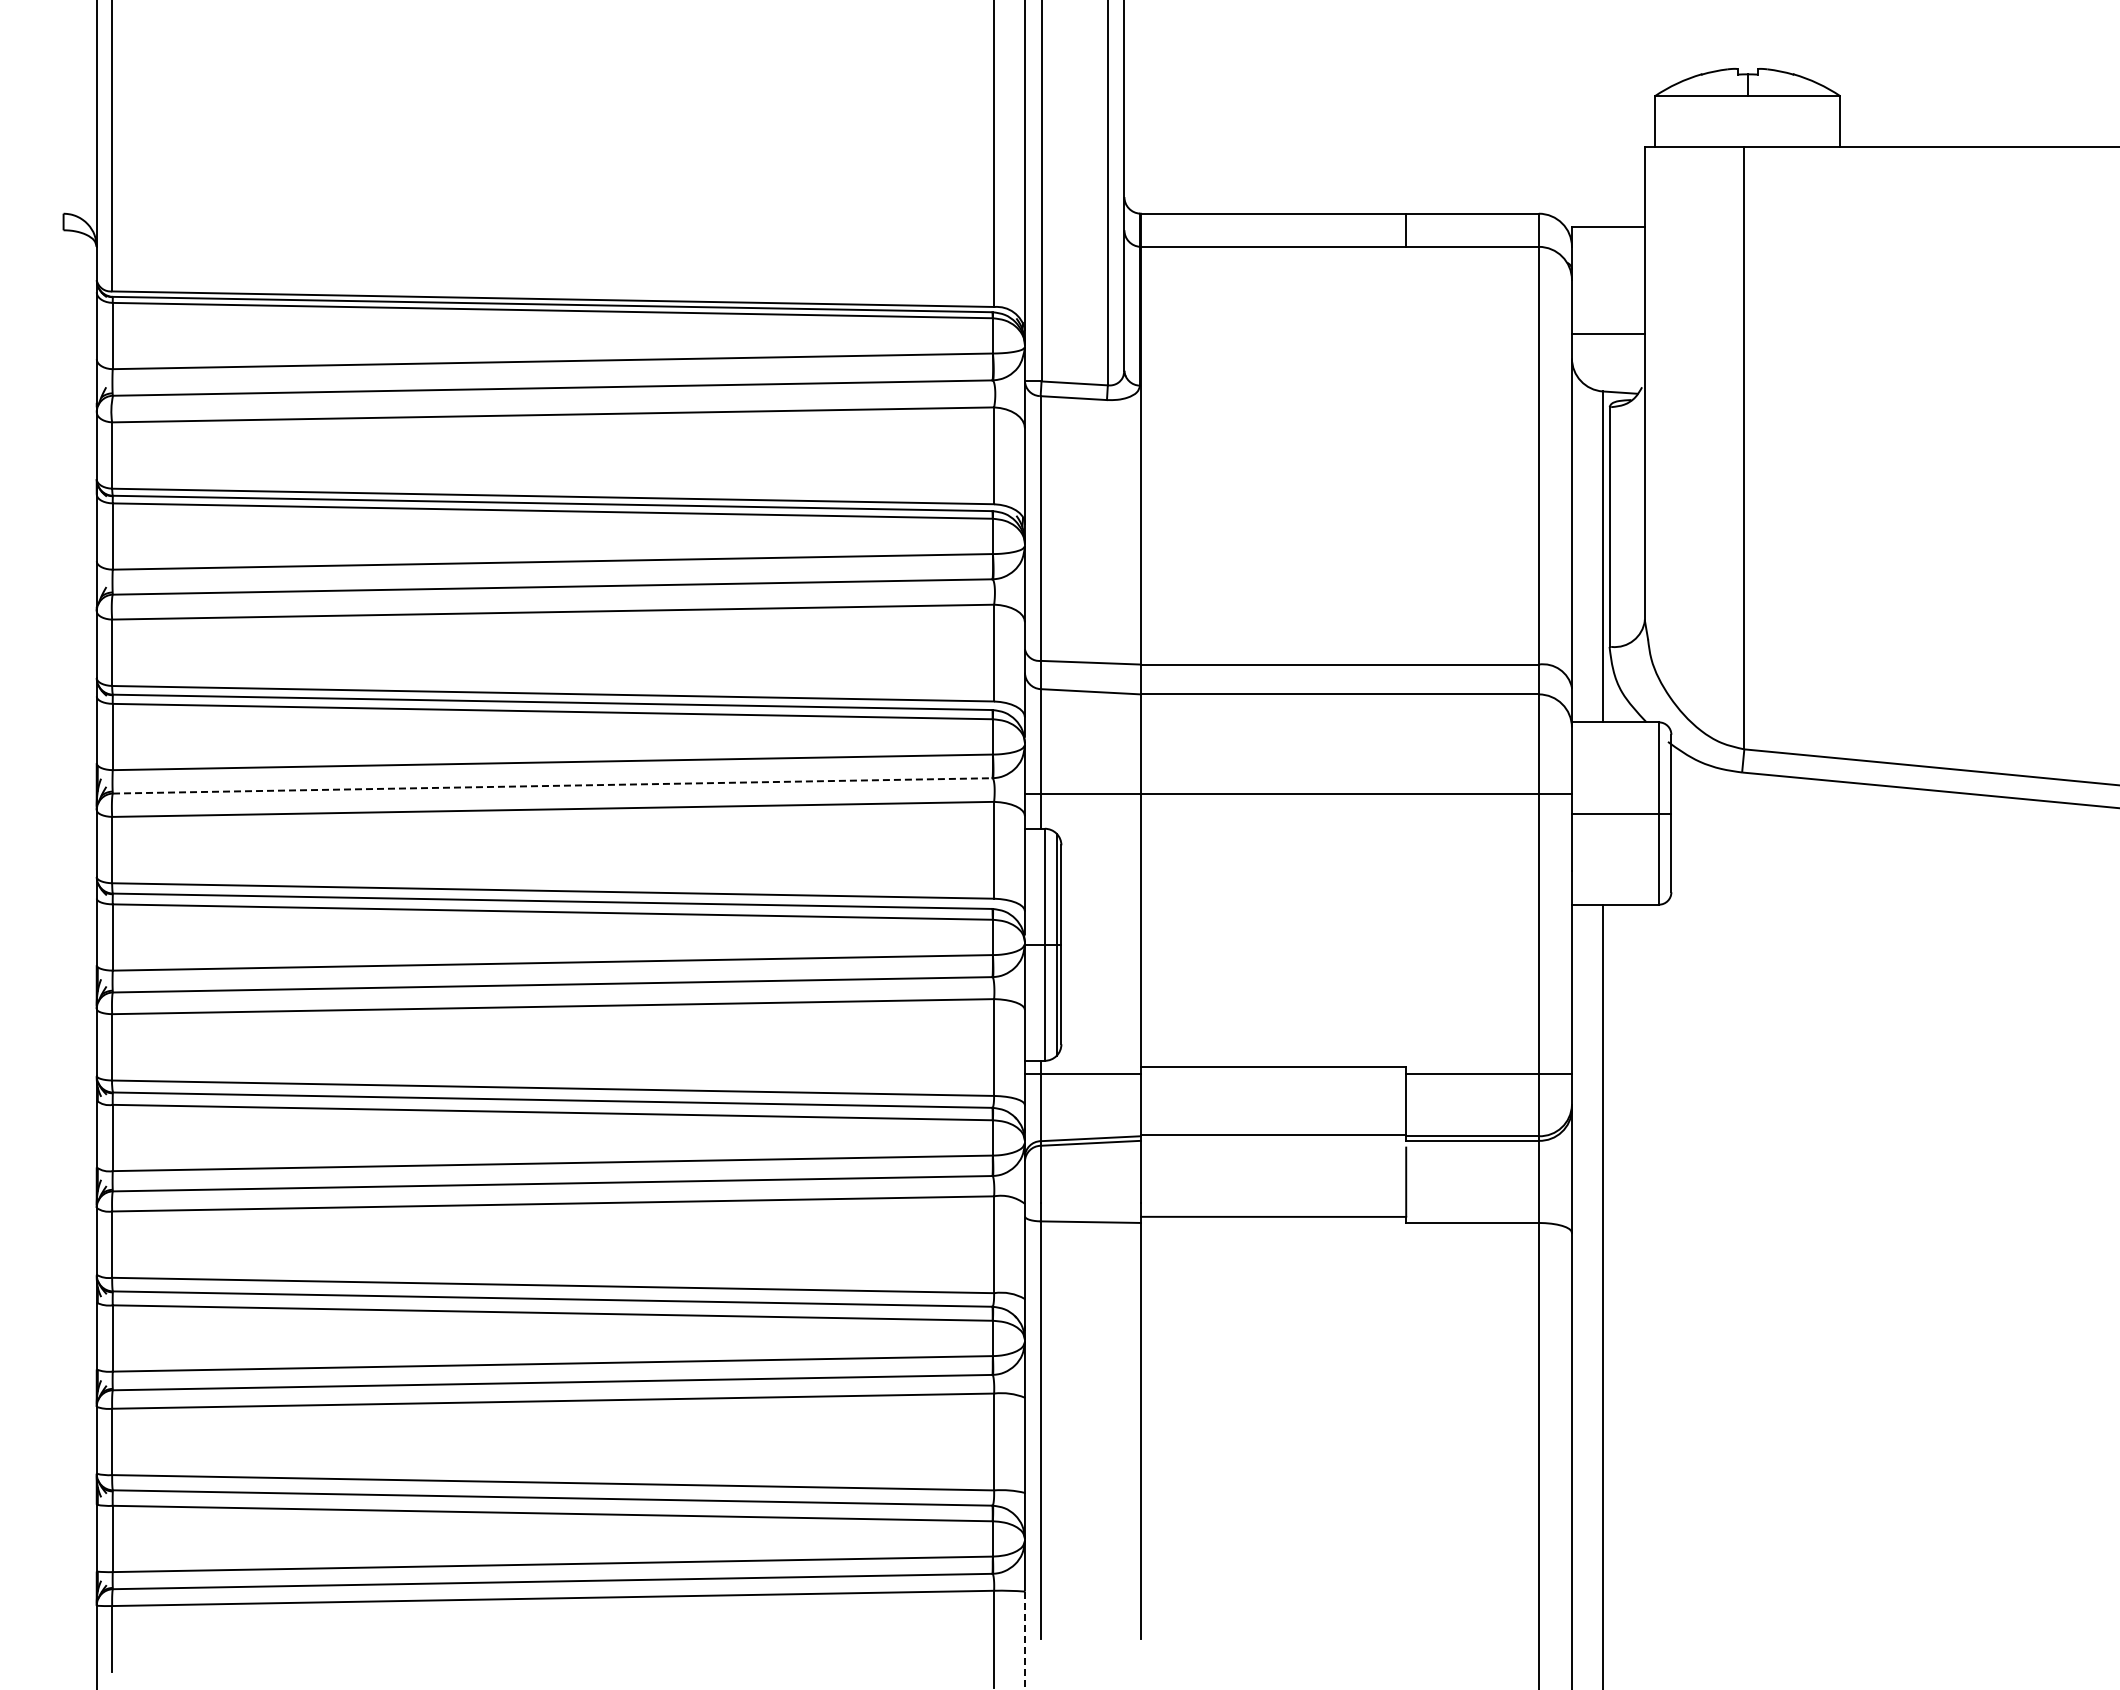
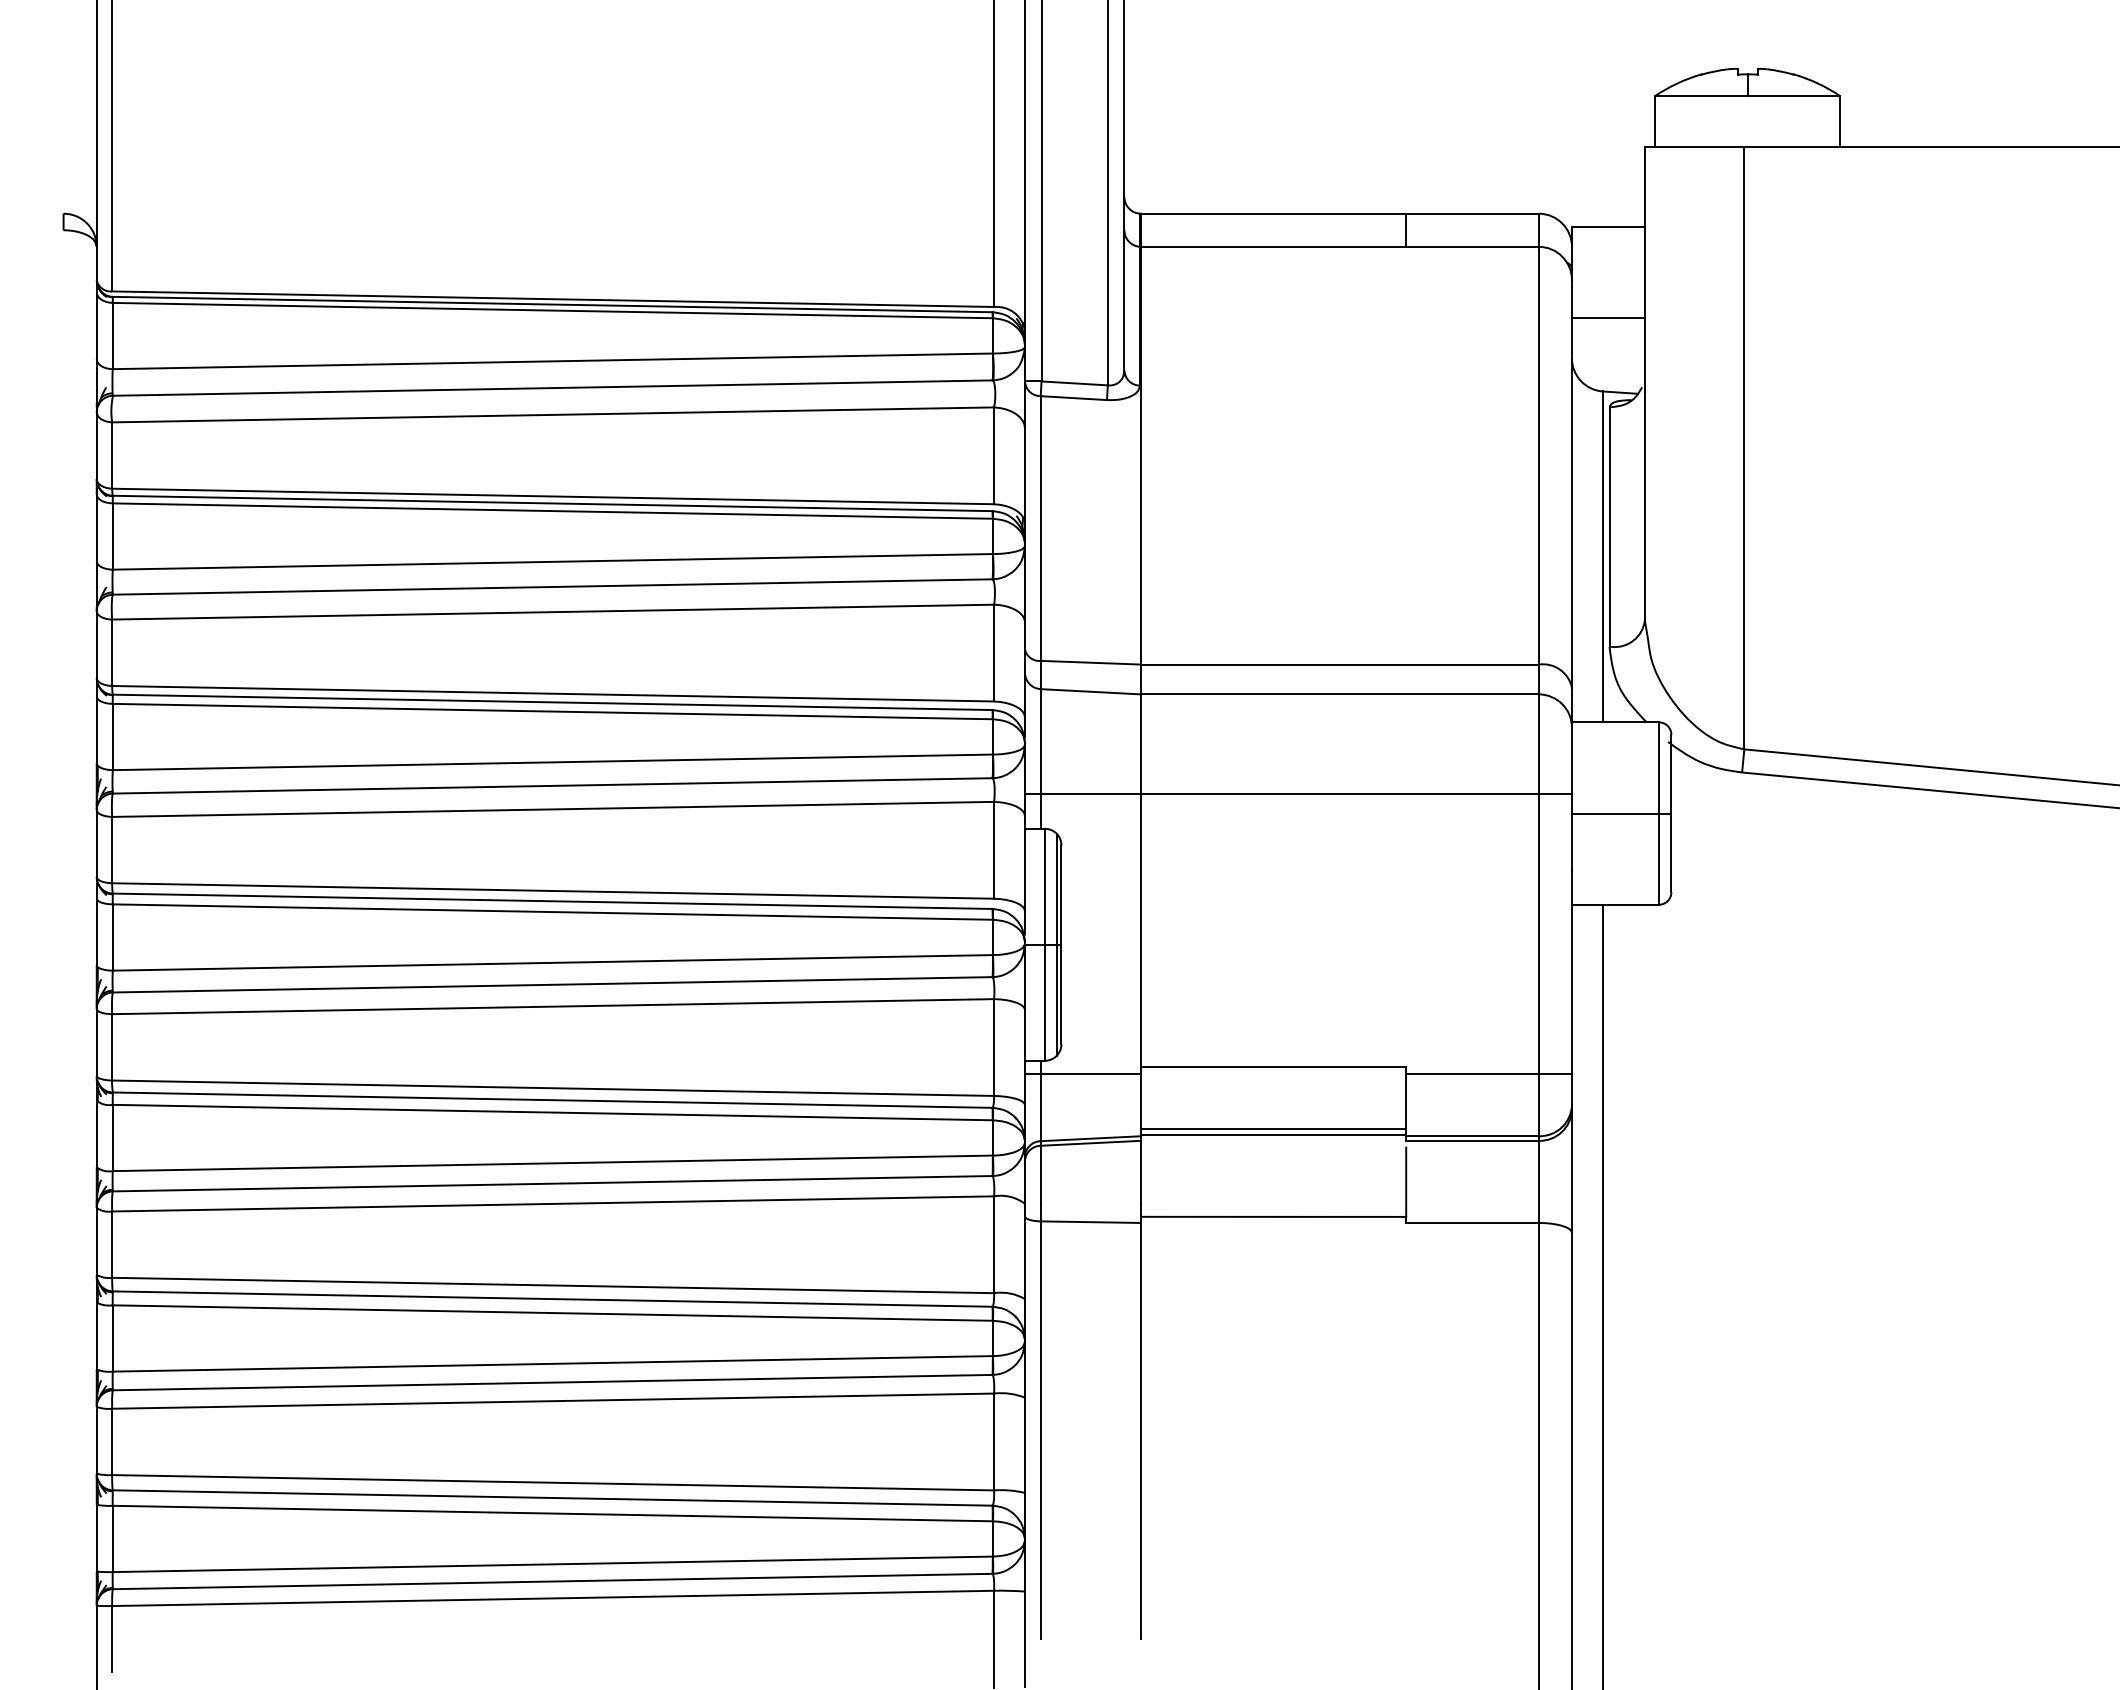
line position: (1607, 333) -> (1607, 317) (1607, 317)
line: dashed -> solid (552, 785)
line: none -> present (1273, 1128)
line: dashed -> solid (1024, 1639)
